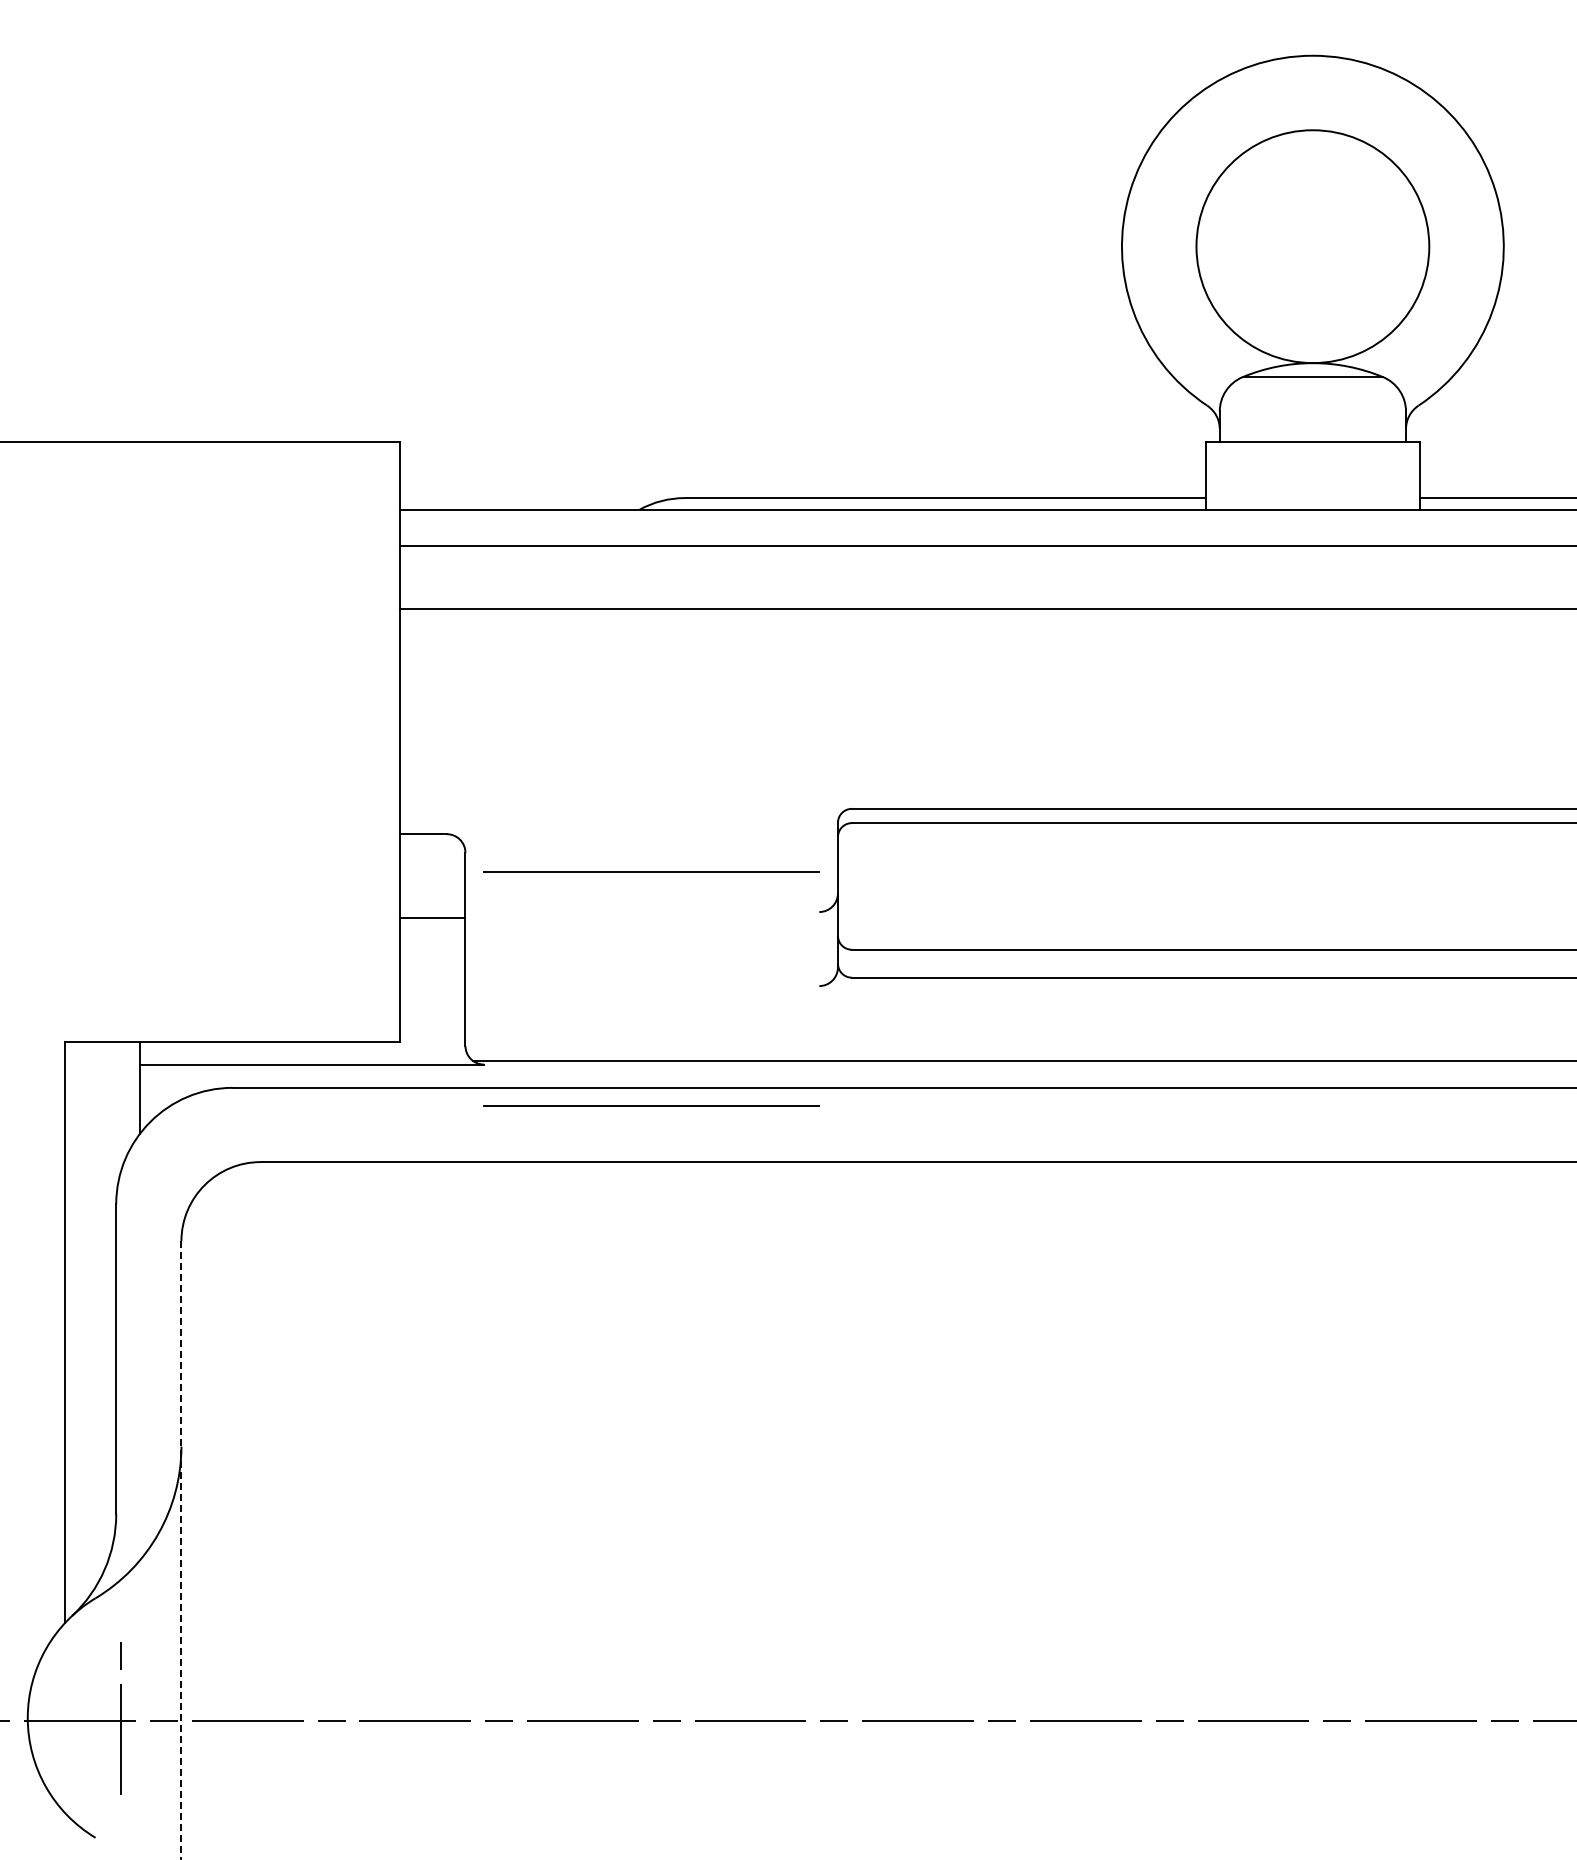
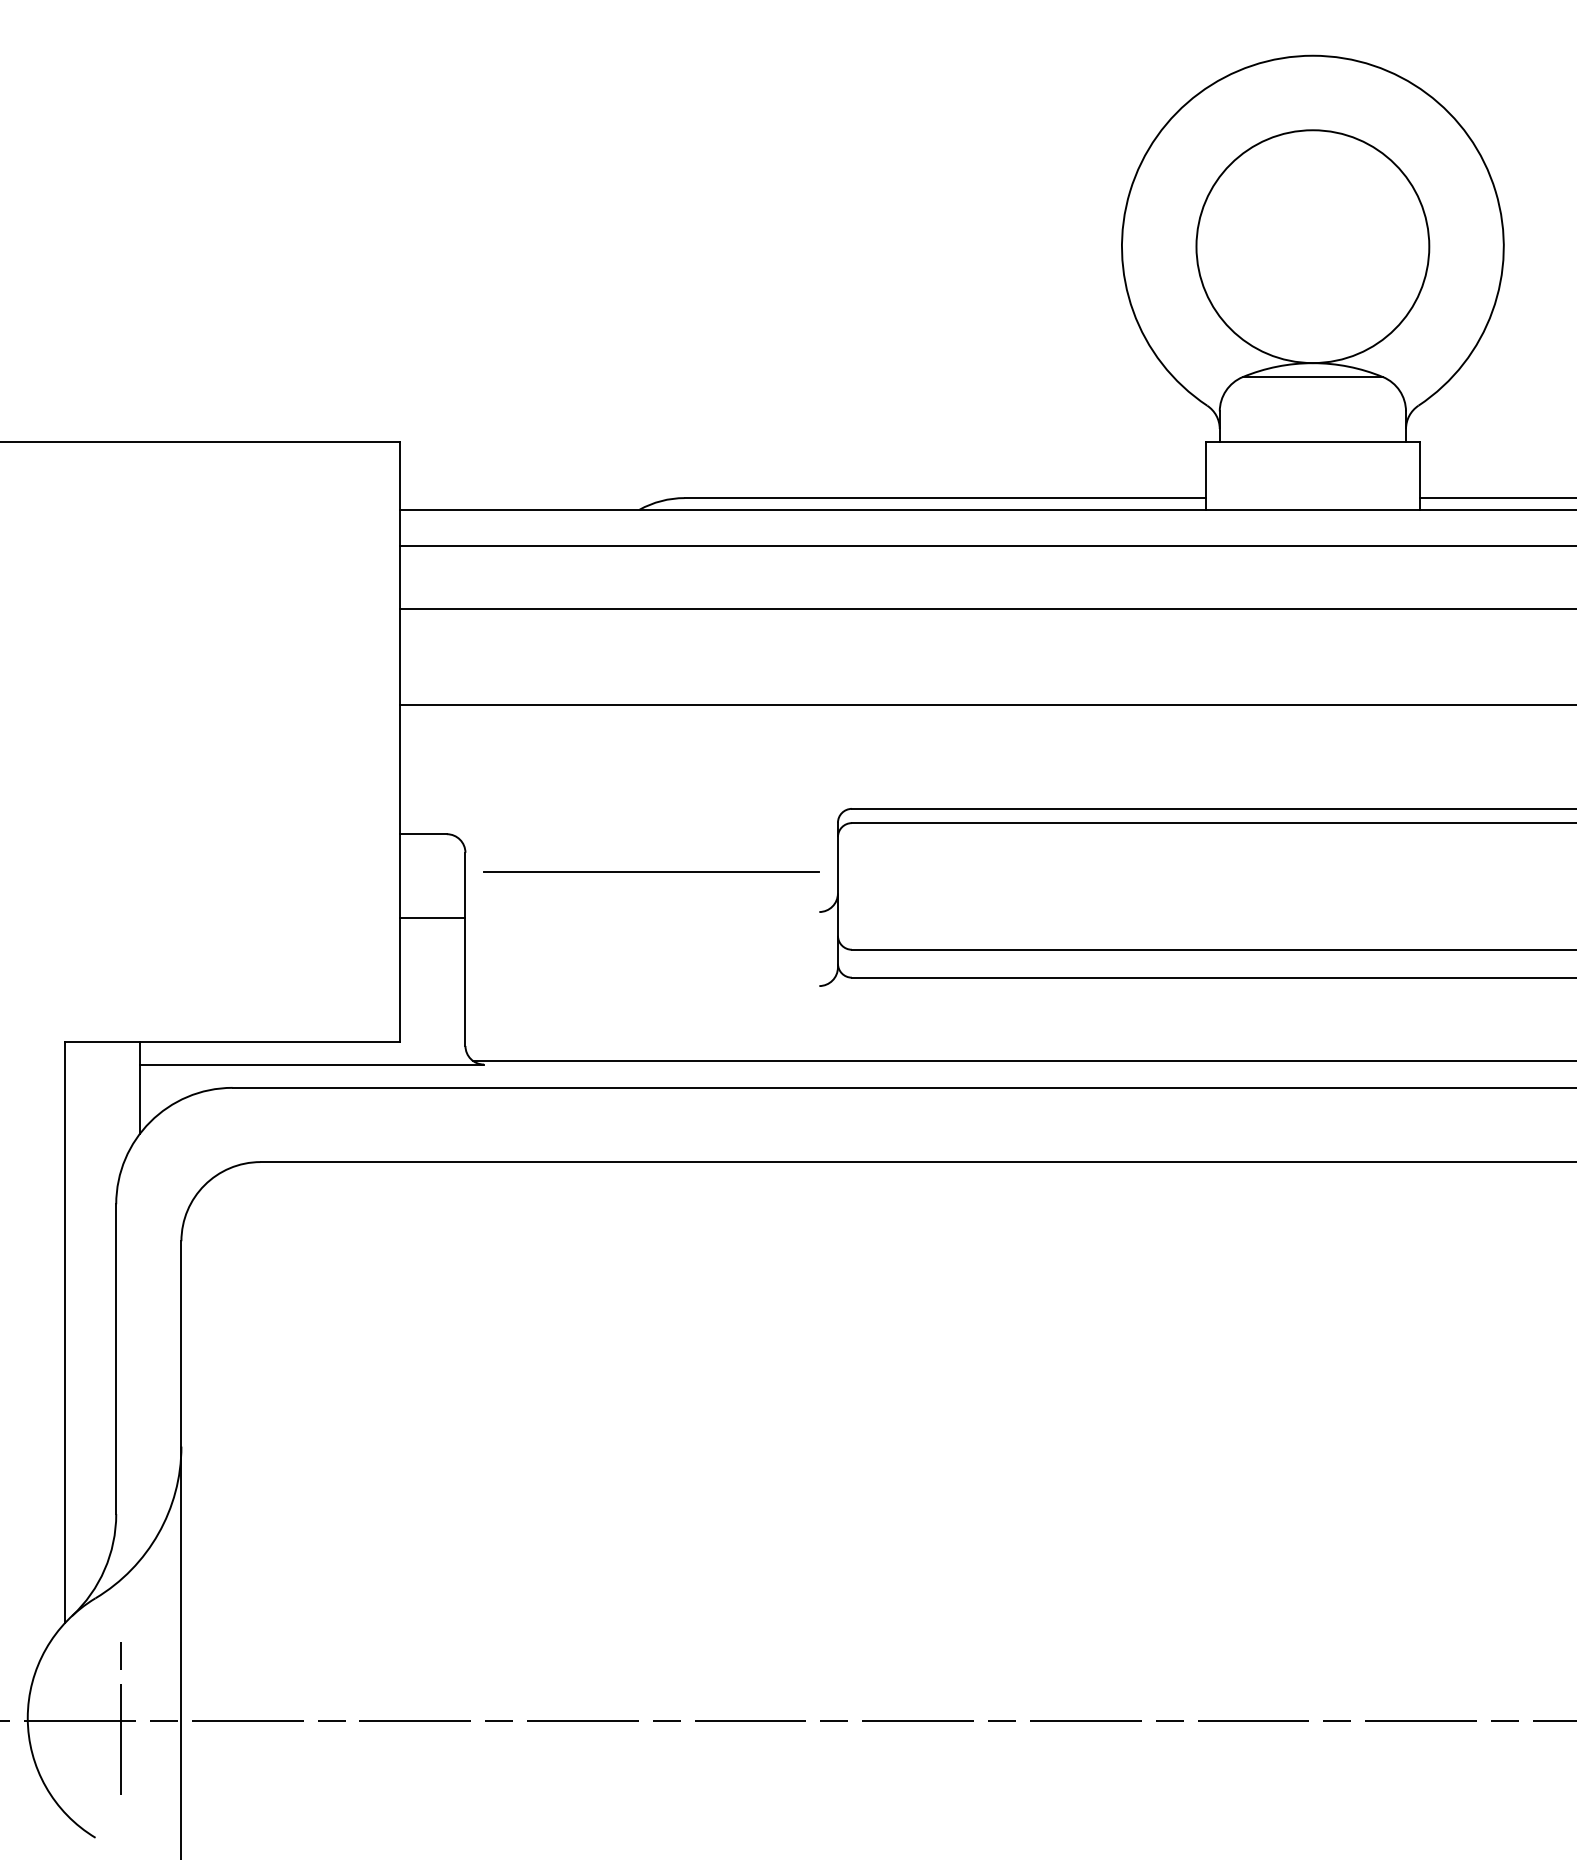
line: none -> present (986, 705)
line: present -> none (651, 1105)
line: dashed -> solid (181, 1550)
